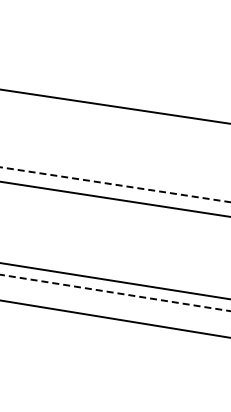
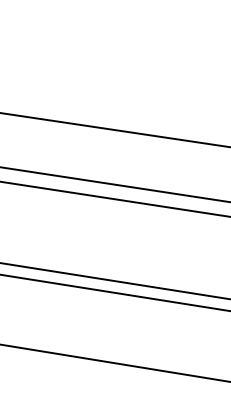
line position: (114, 106) -> (114, 129) (114, 129)
line: dashed -> solid (114, 184)
line: dashed -> solid (114, 292)
line position: (114, 318) -> (114, 362) (114, 362)
